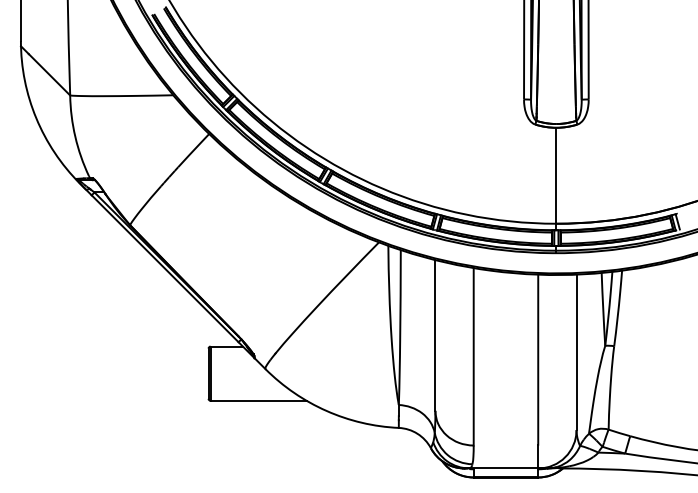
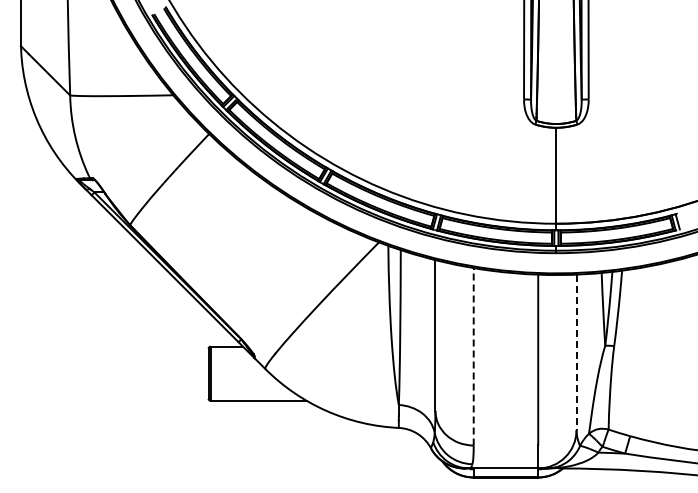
line: solid -> dashed (576, 352)
line: solid -> dashed (473, 356)
